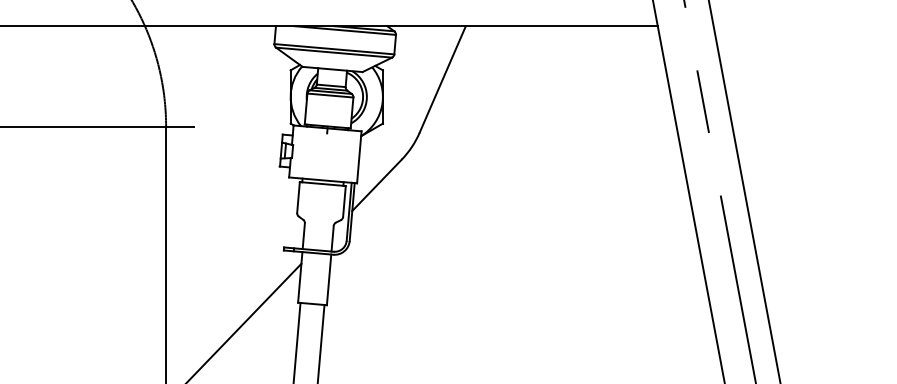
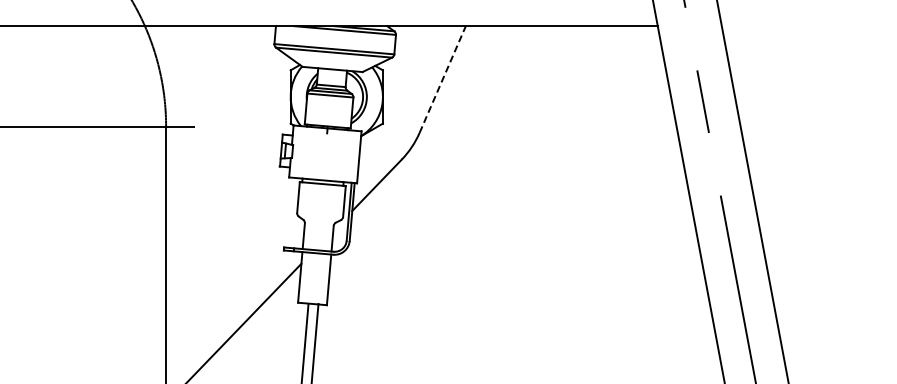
line: solid -> dashed (442, 79)
line position: (744, 191) -> (752, 191) (752, 191)
line position: (296, 341) -> (304, 341) (304, 341)
line position: (320, 342) -> (314, 341) (314, 341)
